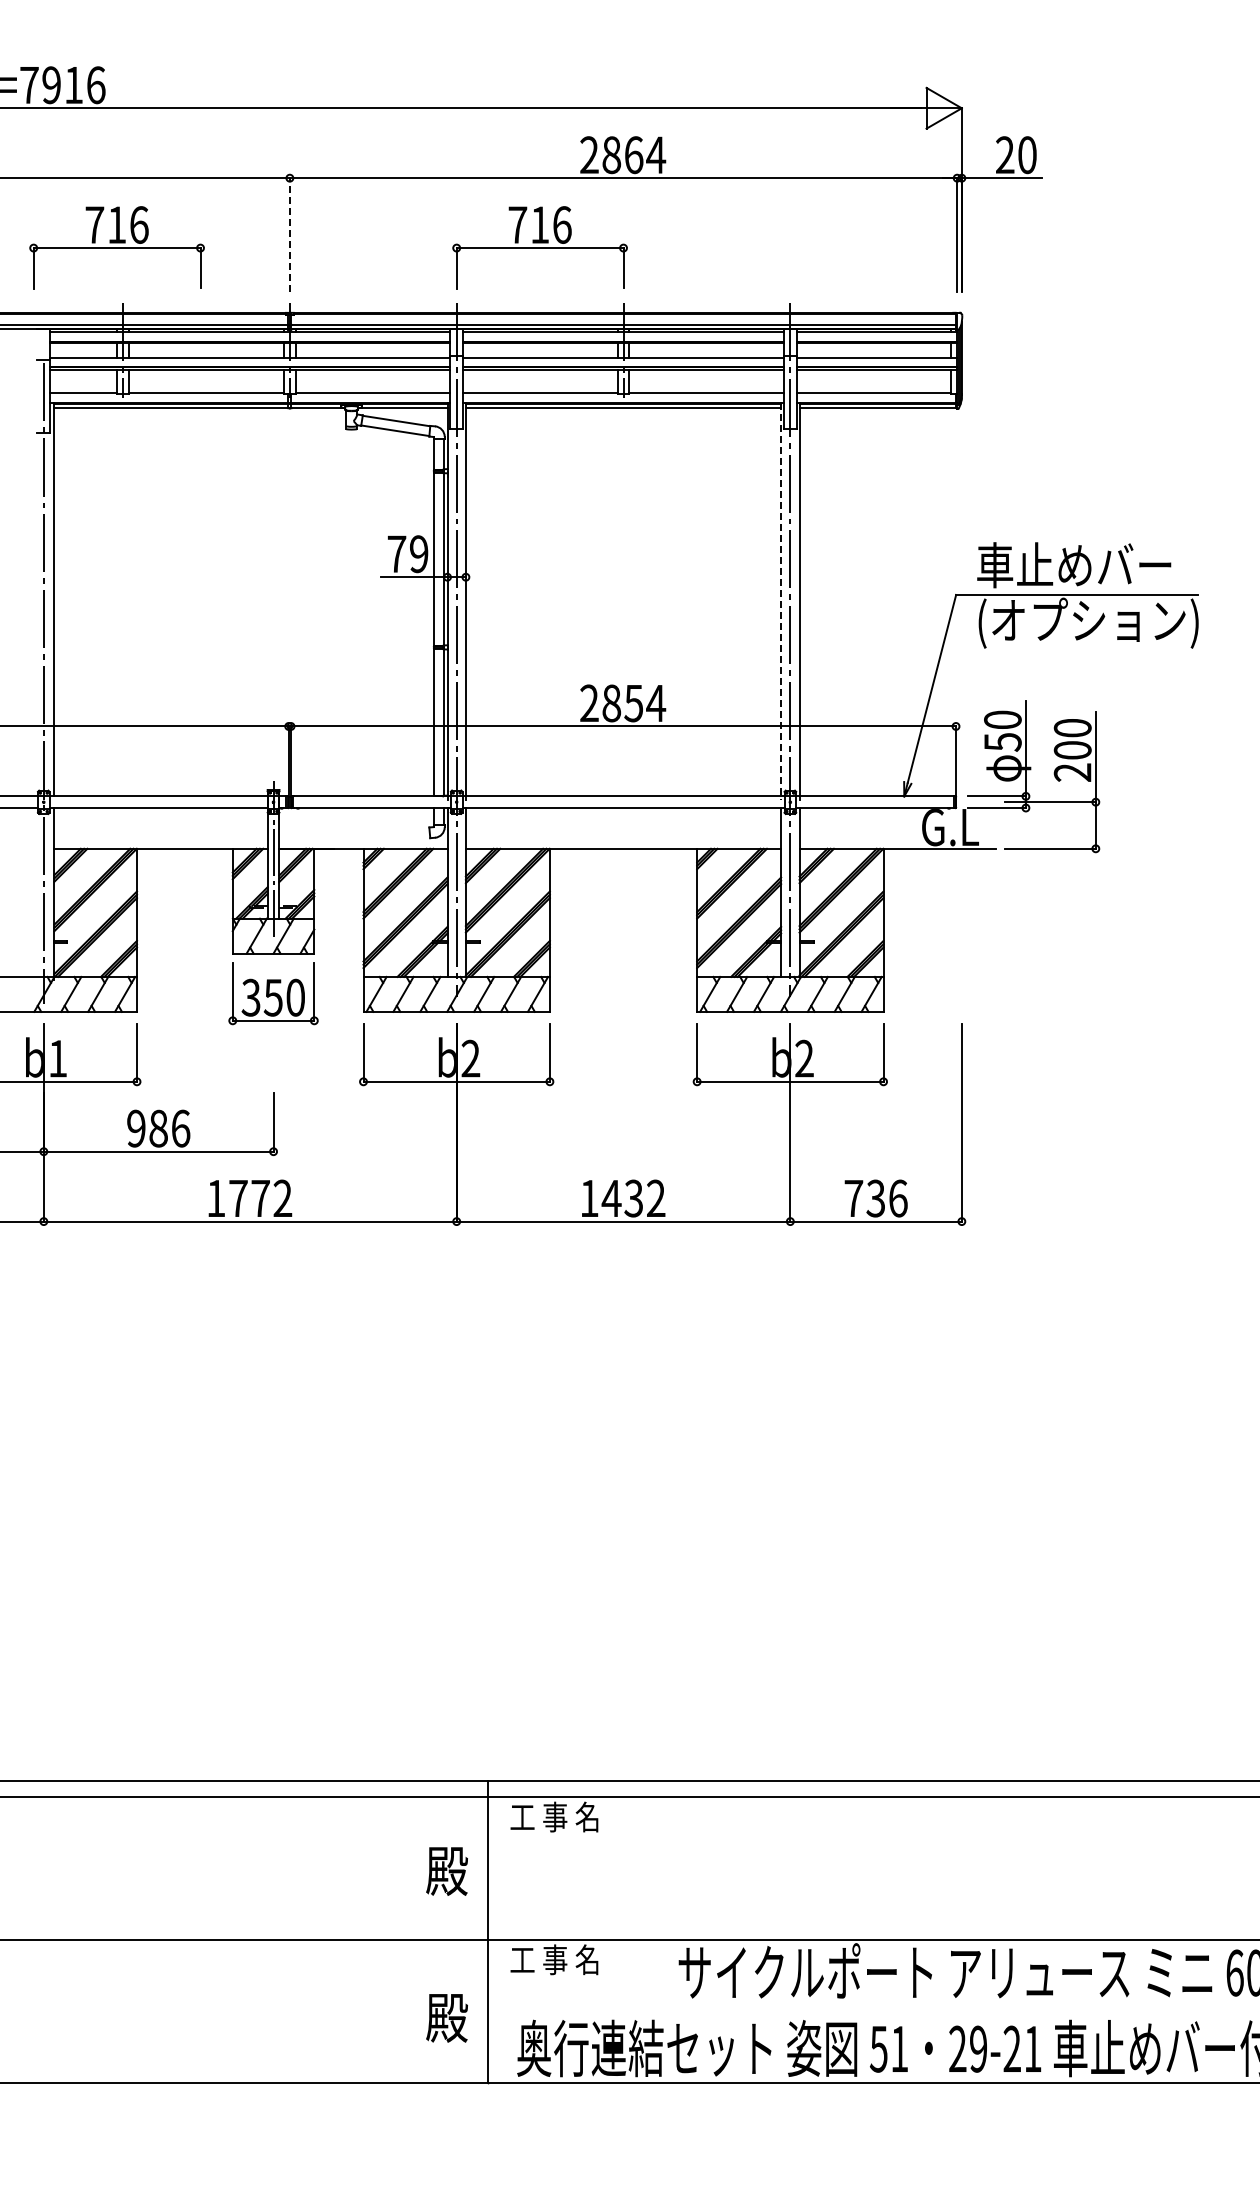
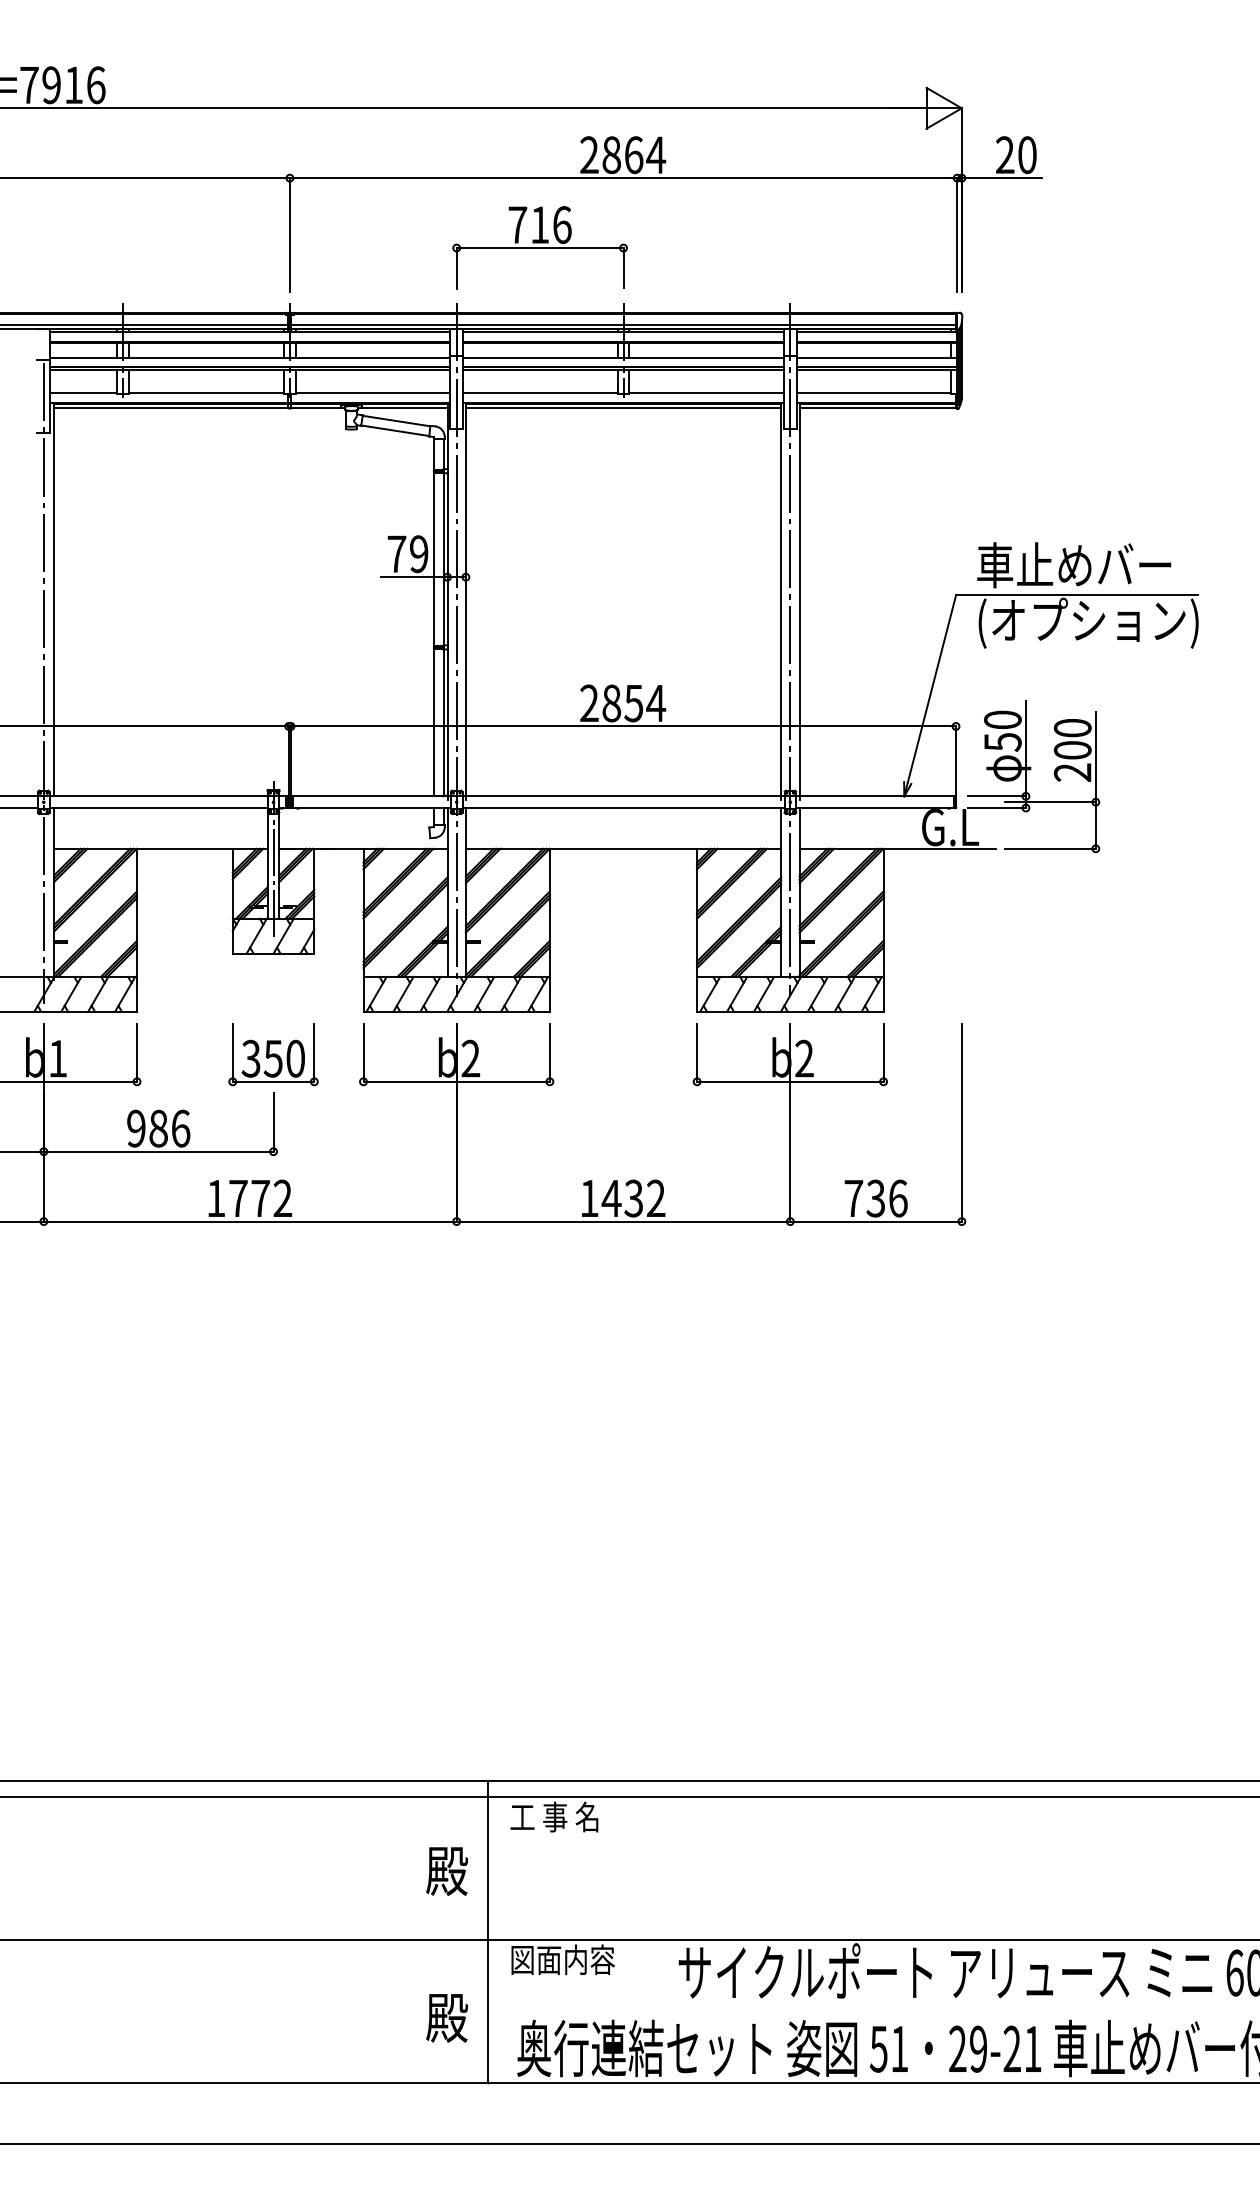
line: dashed -> solid (289, 234)
part: present -> none (116, 247)
line: dashed -> solid (781, 601)
part position: (273, 993) -> (273, 1054) (273, 1054)
text: 工 事 名 -> 図面内容 (562, 1959)
line: none -> present (629, 2143)
